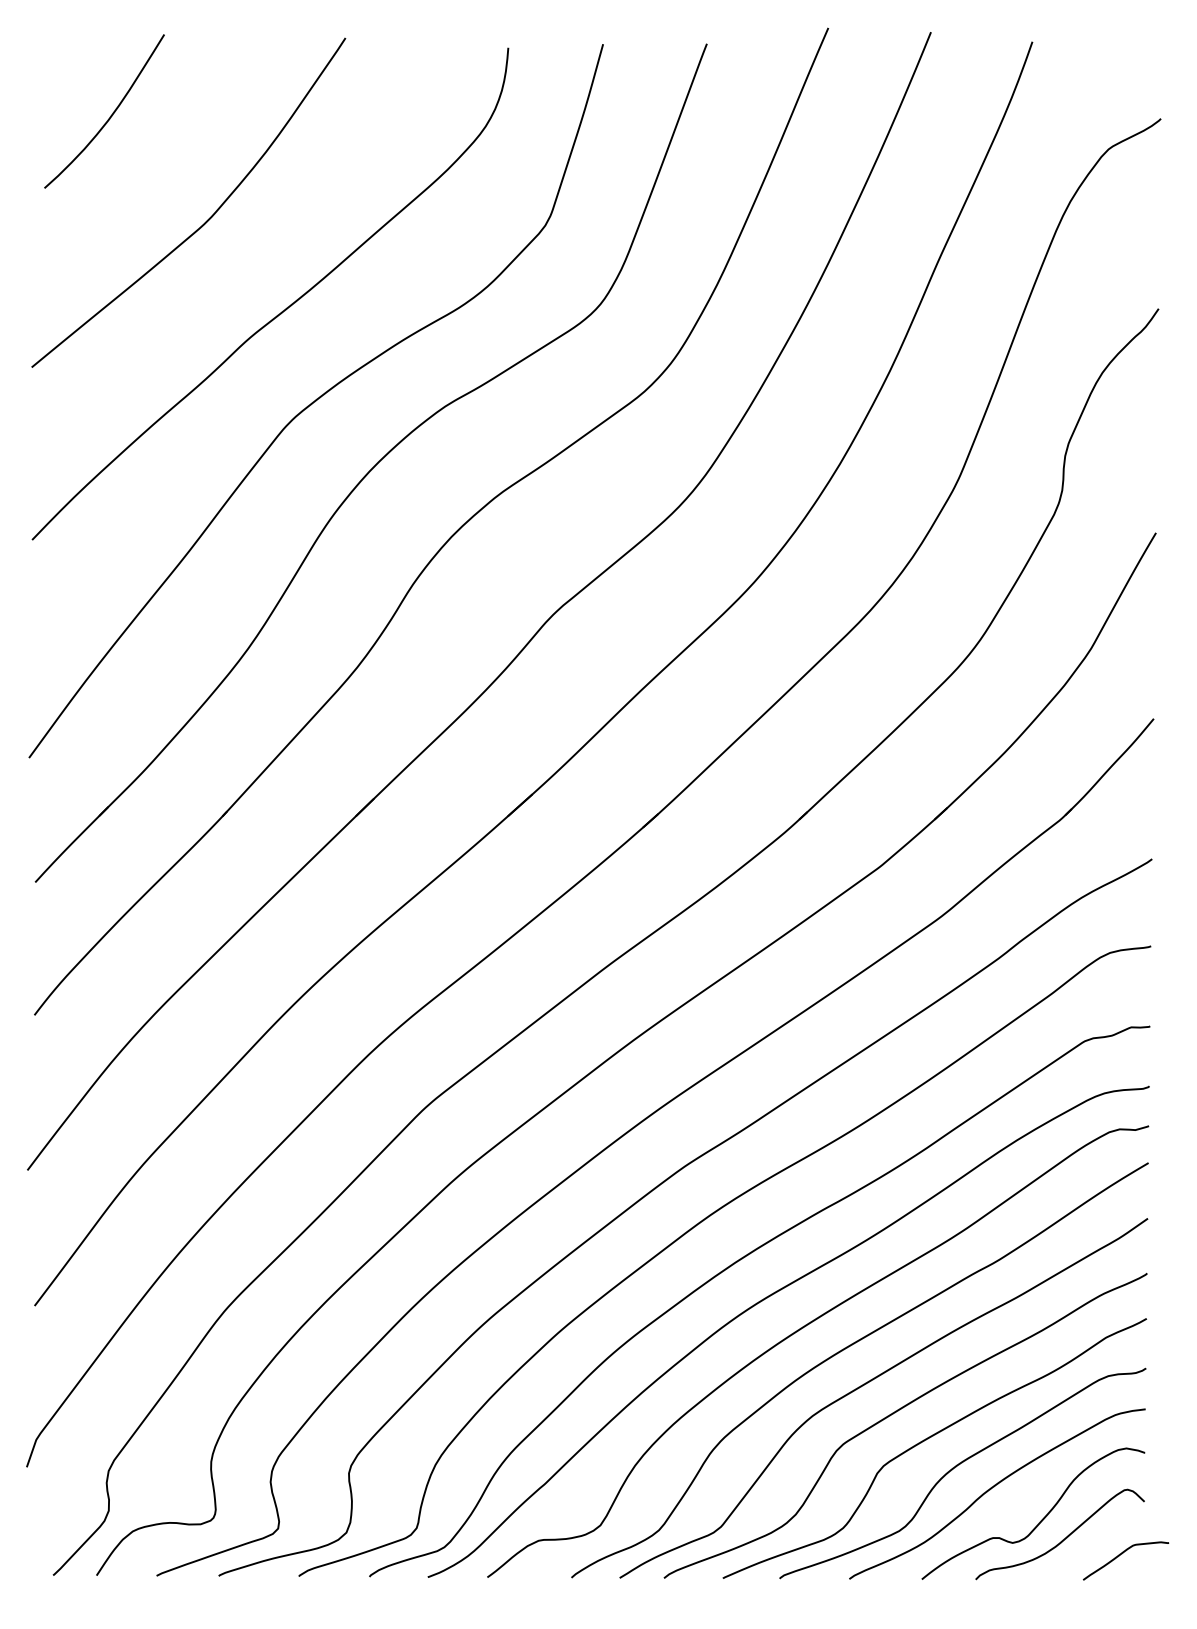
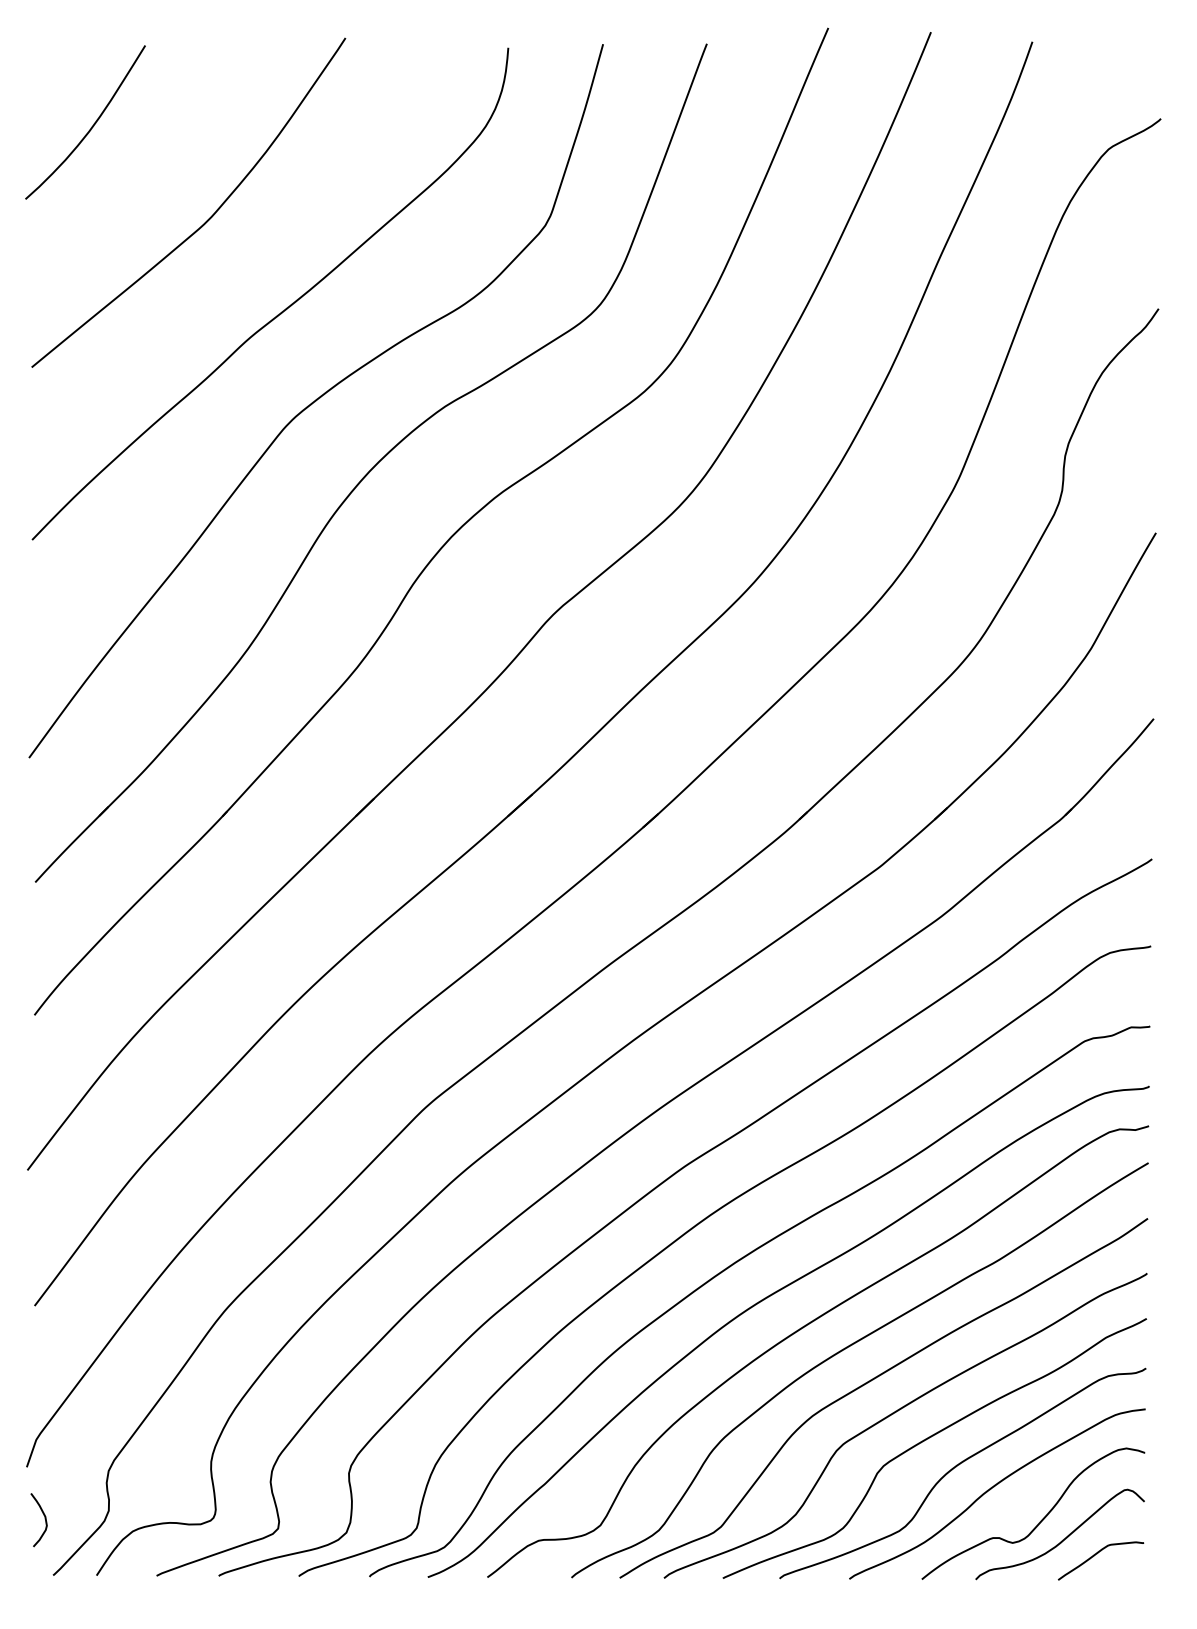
curve position: (110, 115) -> (91, 126) (91, 126)
curve: none -> present (44, 1519)
curve position: (1122, 1554) -> (1097, 1554) (1097, 1554)
